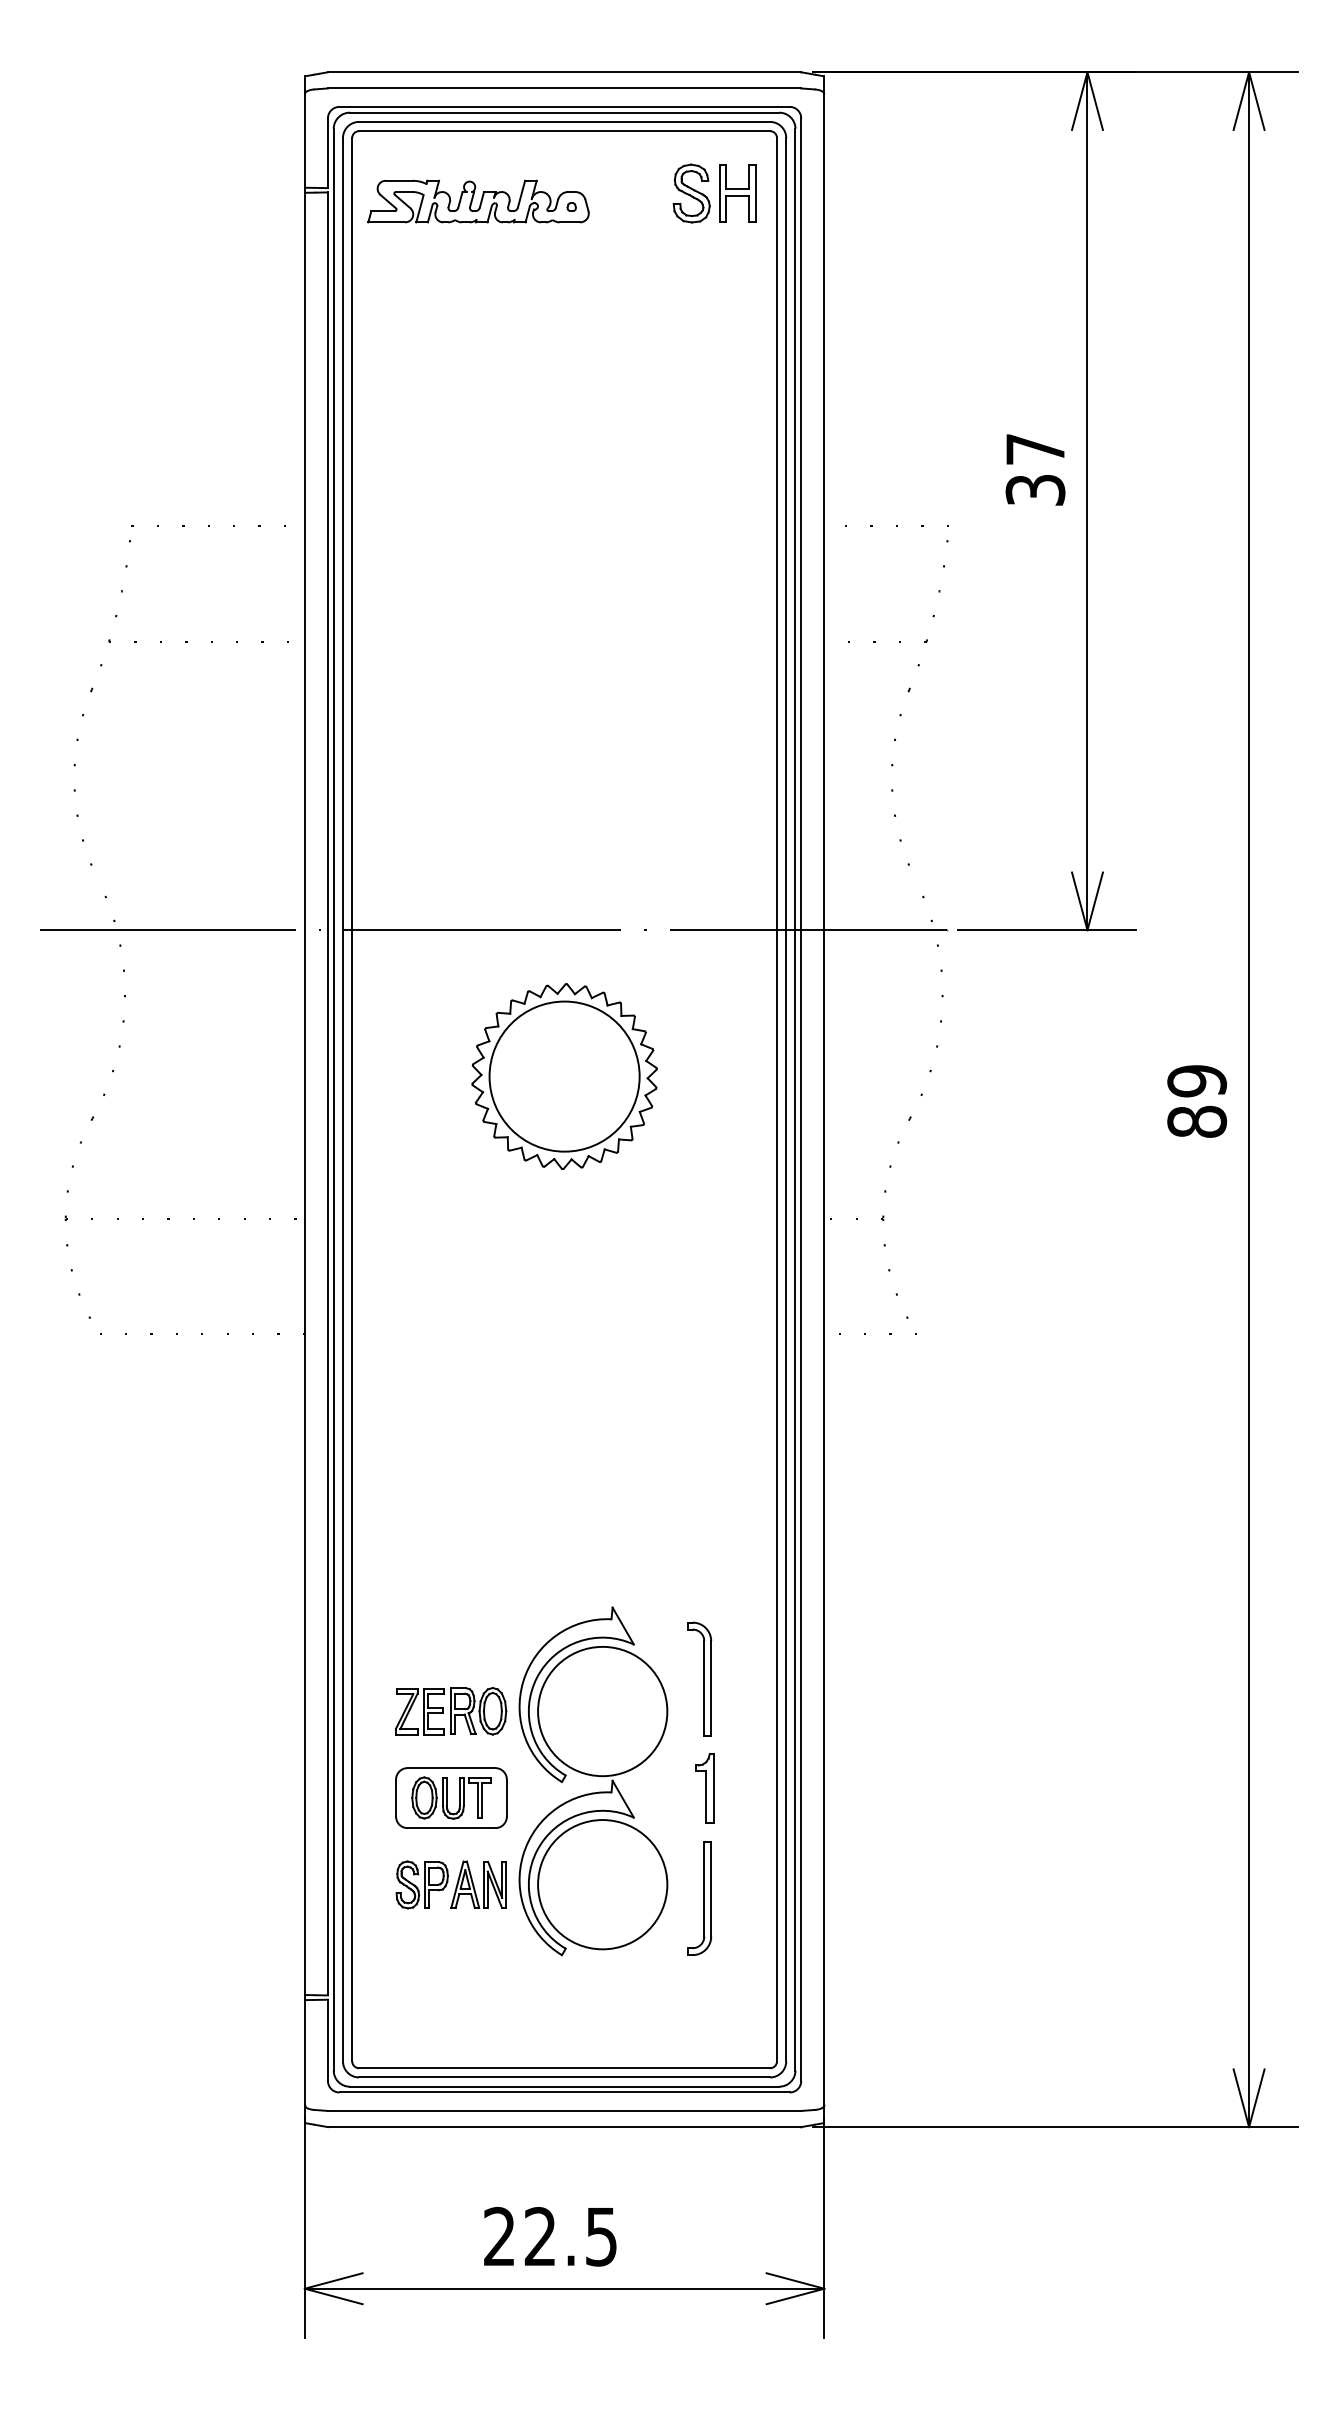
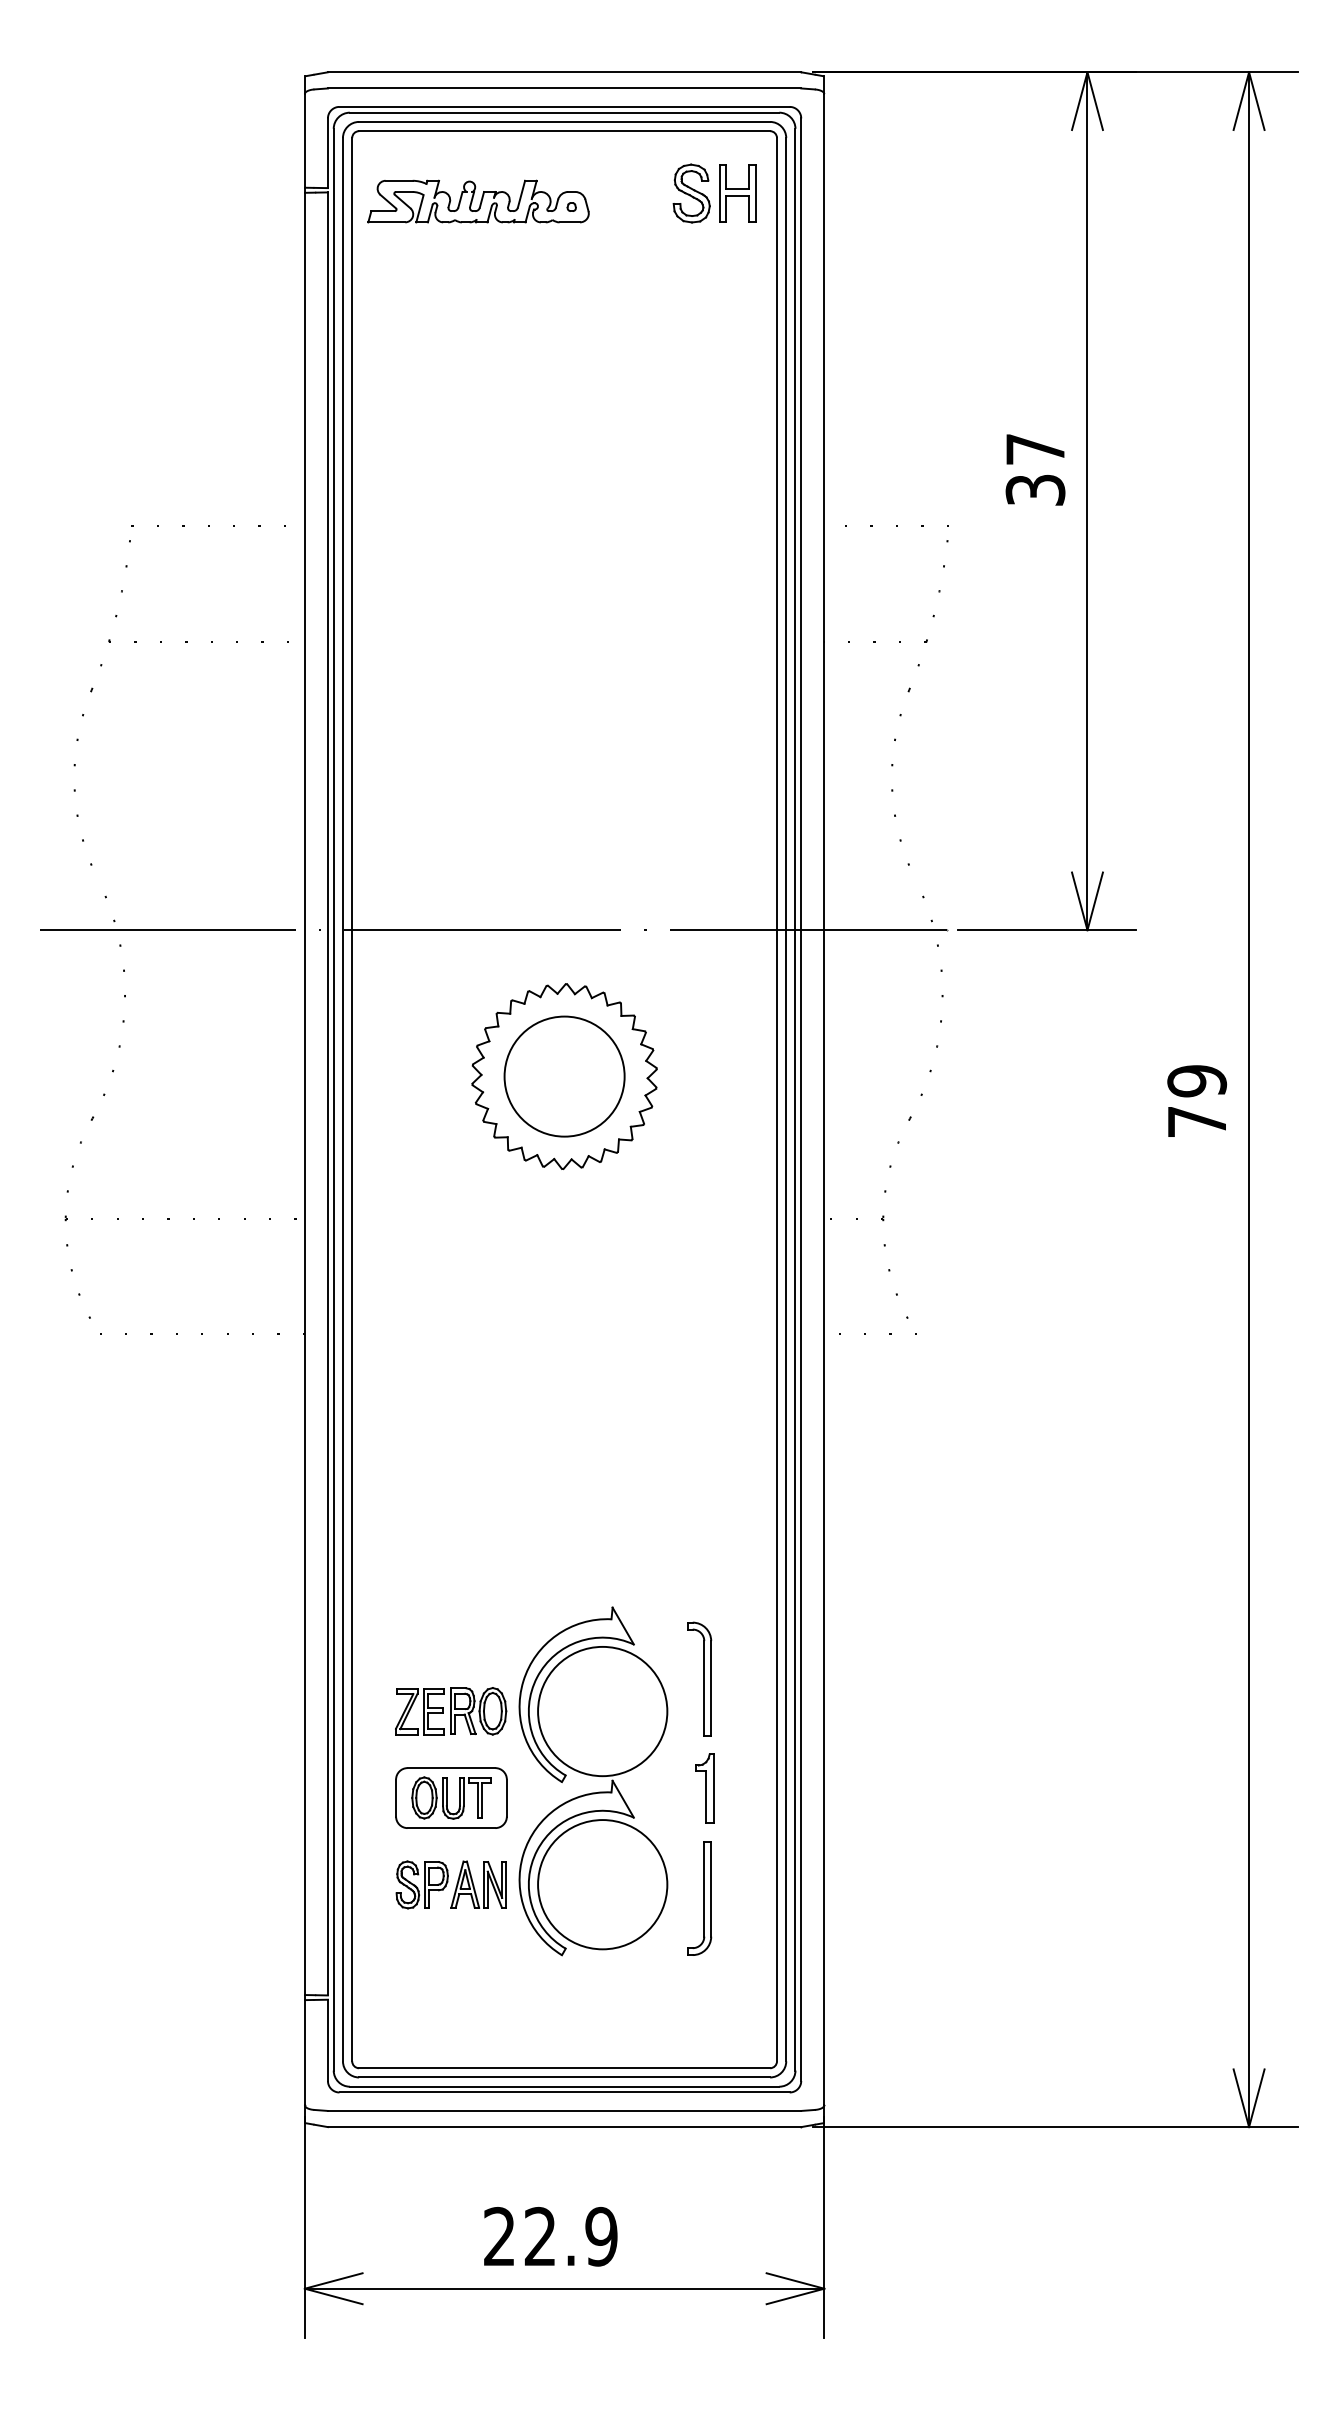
circle diameter: 150 px -> 120 px (564, 1076)
text: 89 -> 79 (1197, 1121)
text: 22.5 -> 22.9 (601, 2236)
